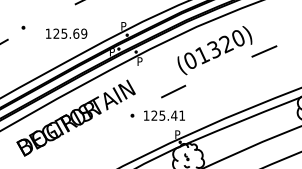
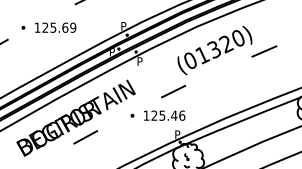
text position: (66, 33) -> (55, 27) (55, 27)
text: 125.41 -> 125.46 (182, 115)
line: none -> present (85, 137)
